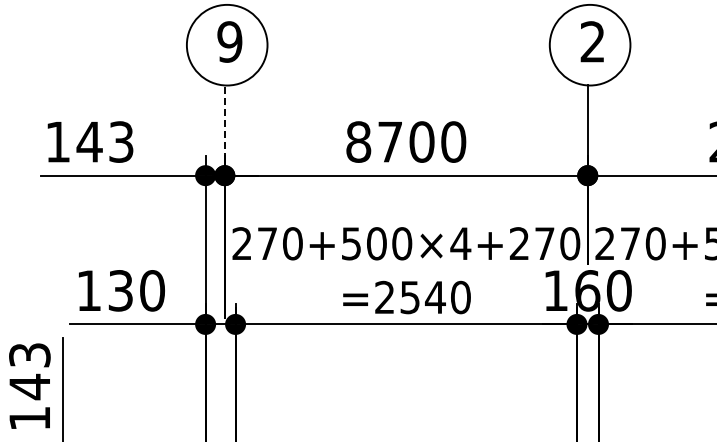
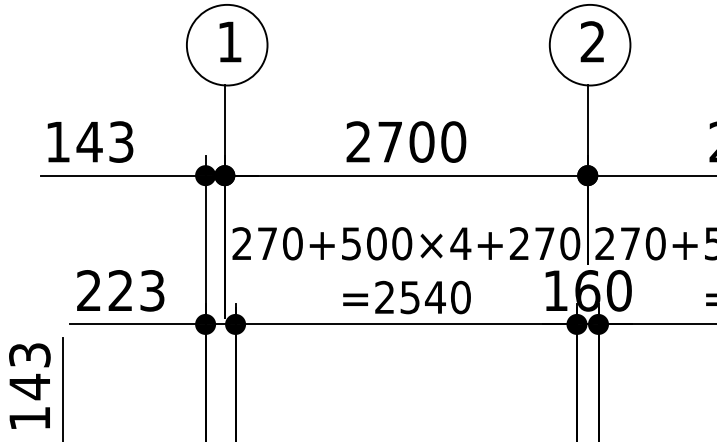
text: 9 -> 1 (229, 41)
line: dashed -> solid (224, 122)
text: 8700 -> 2700 (358, 141)
text: 130 -> 223 (120, 290)
